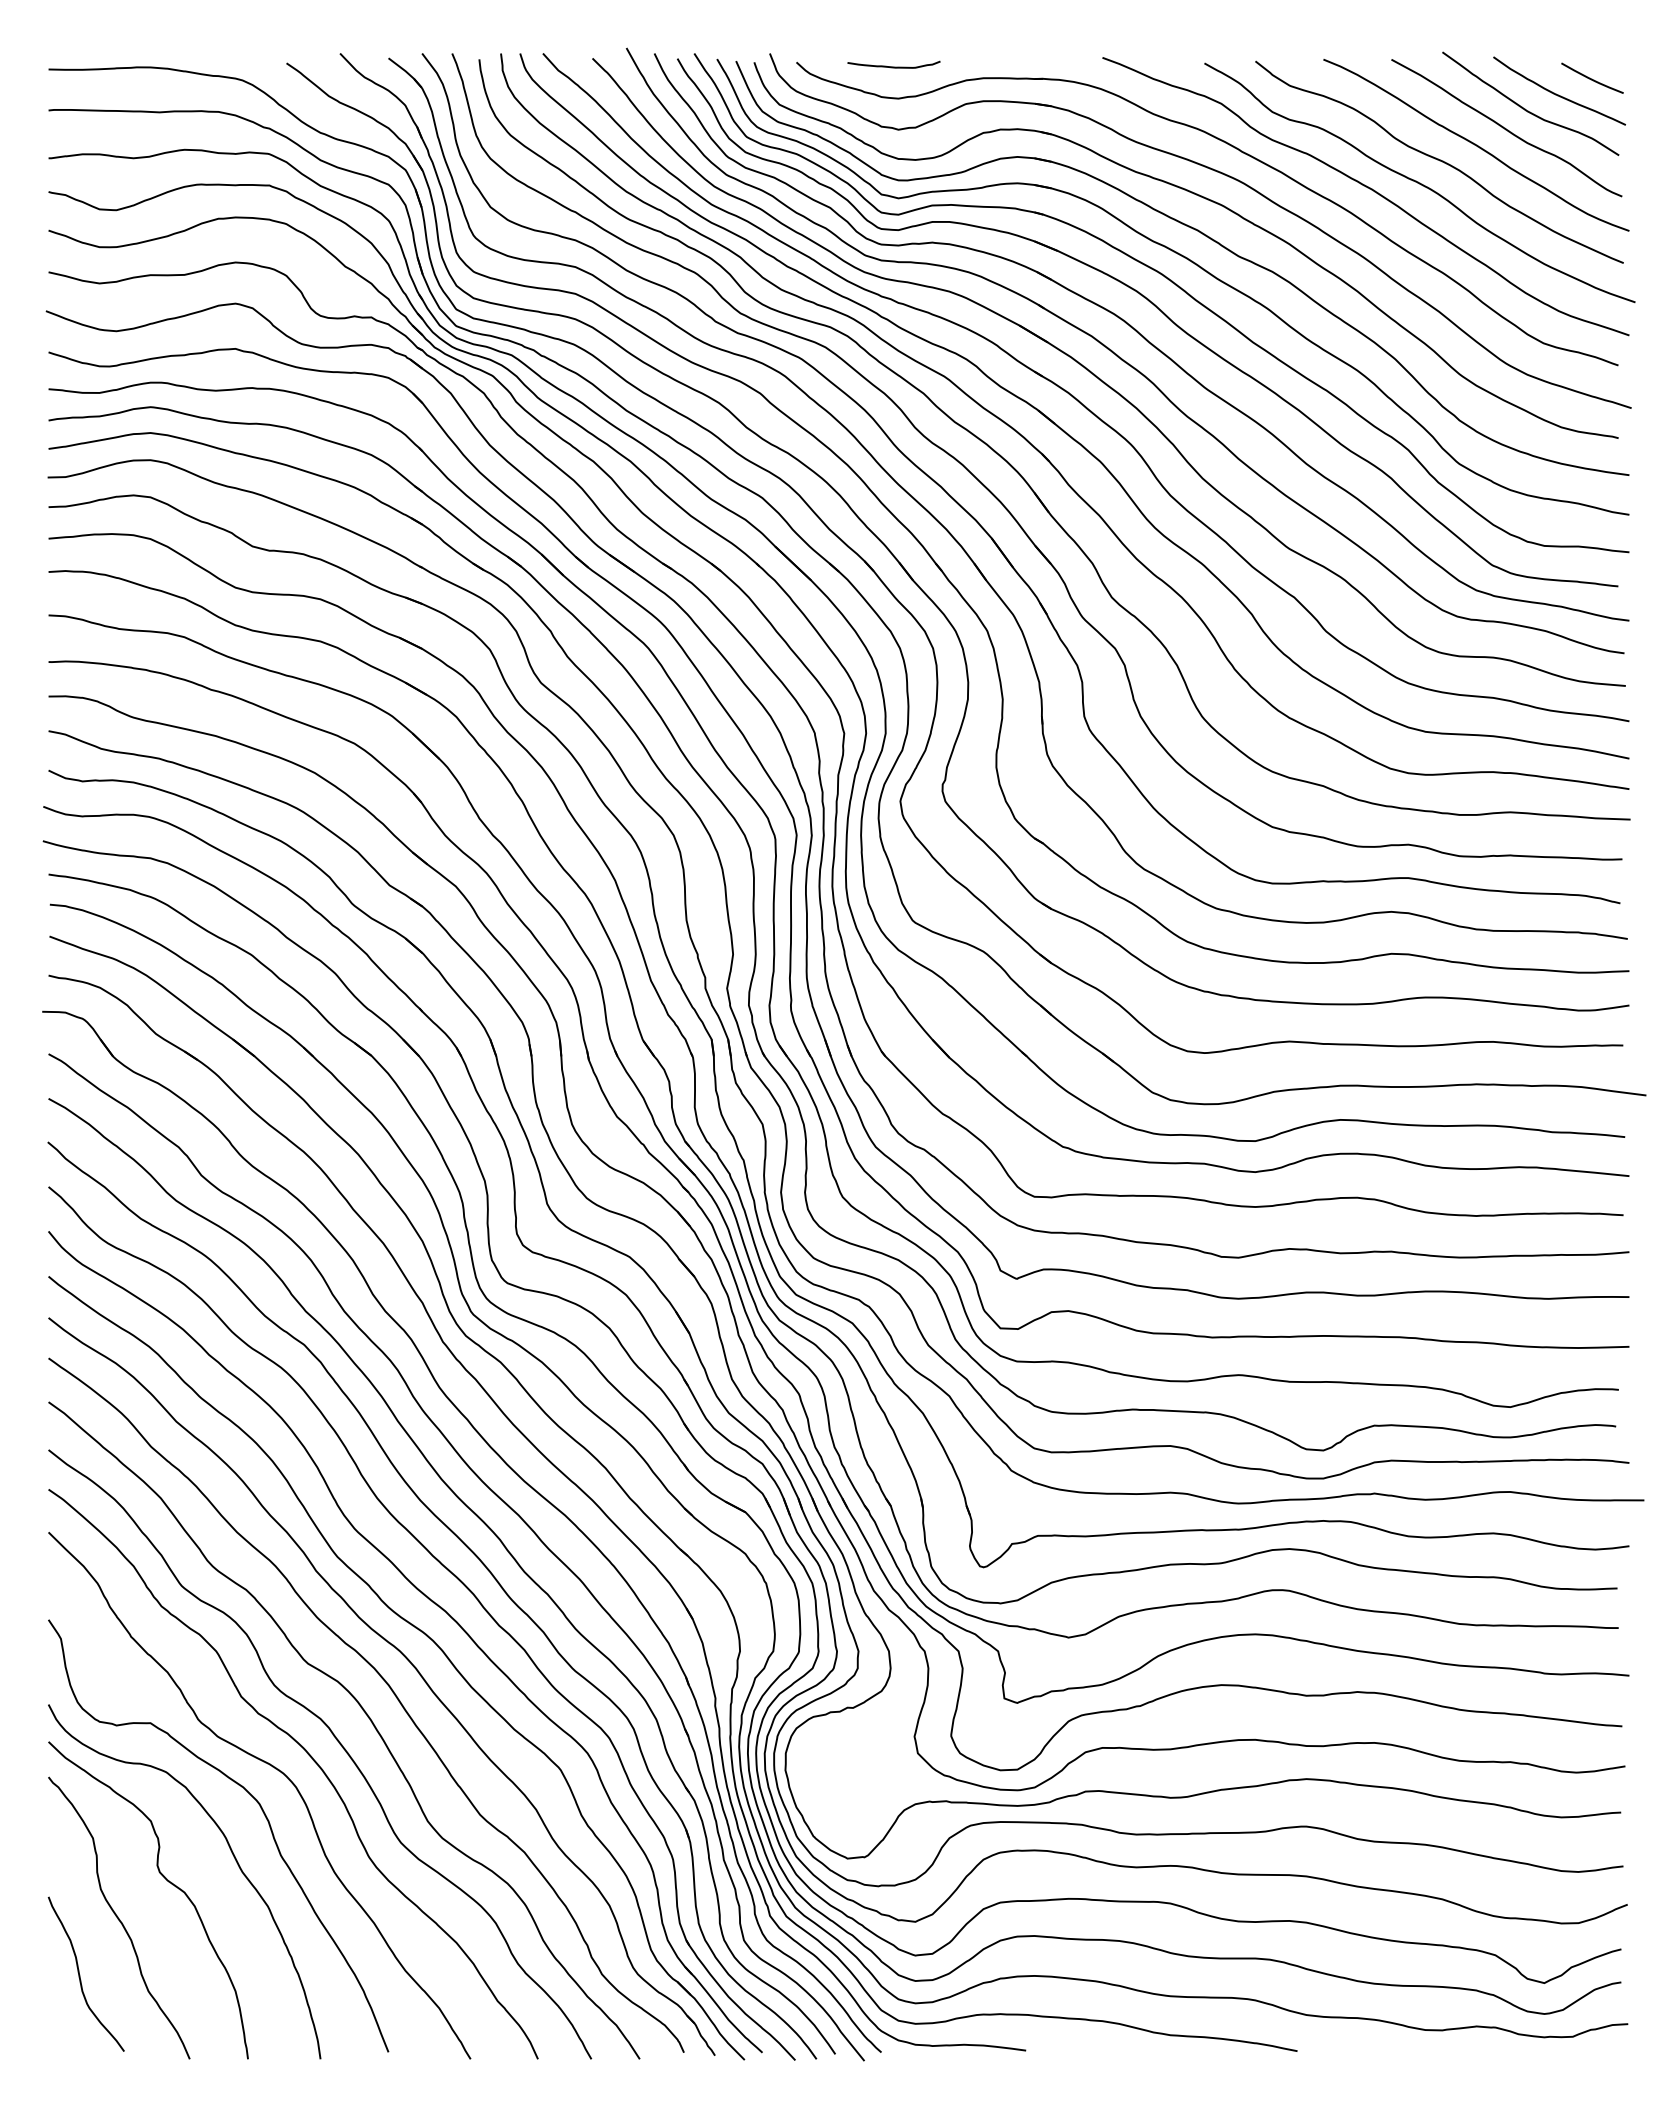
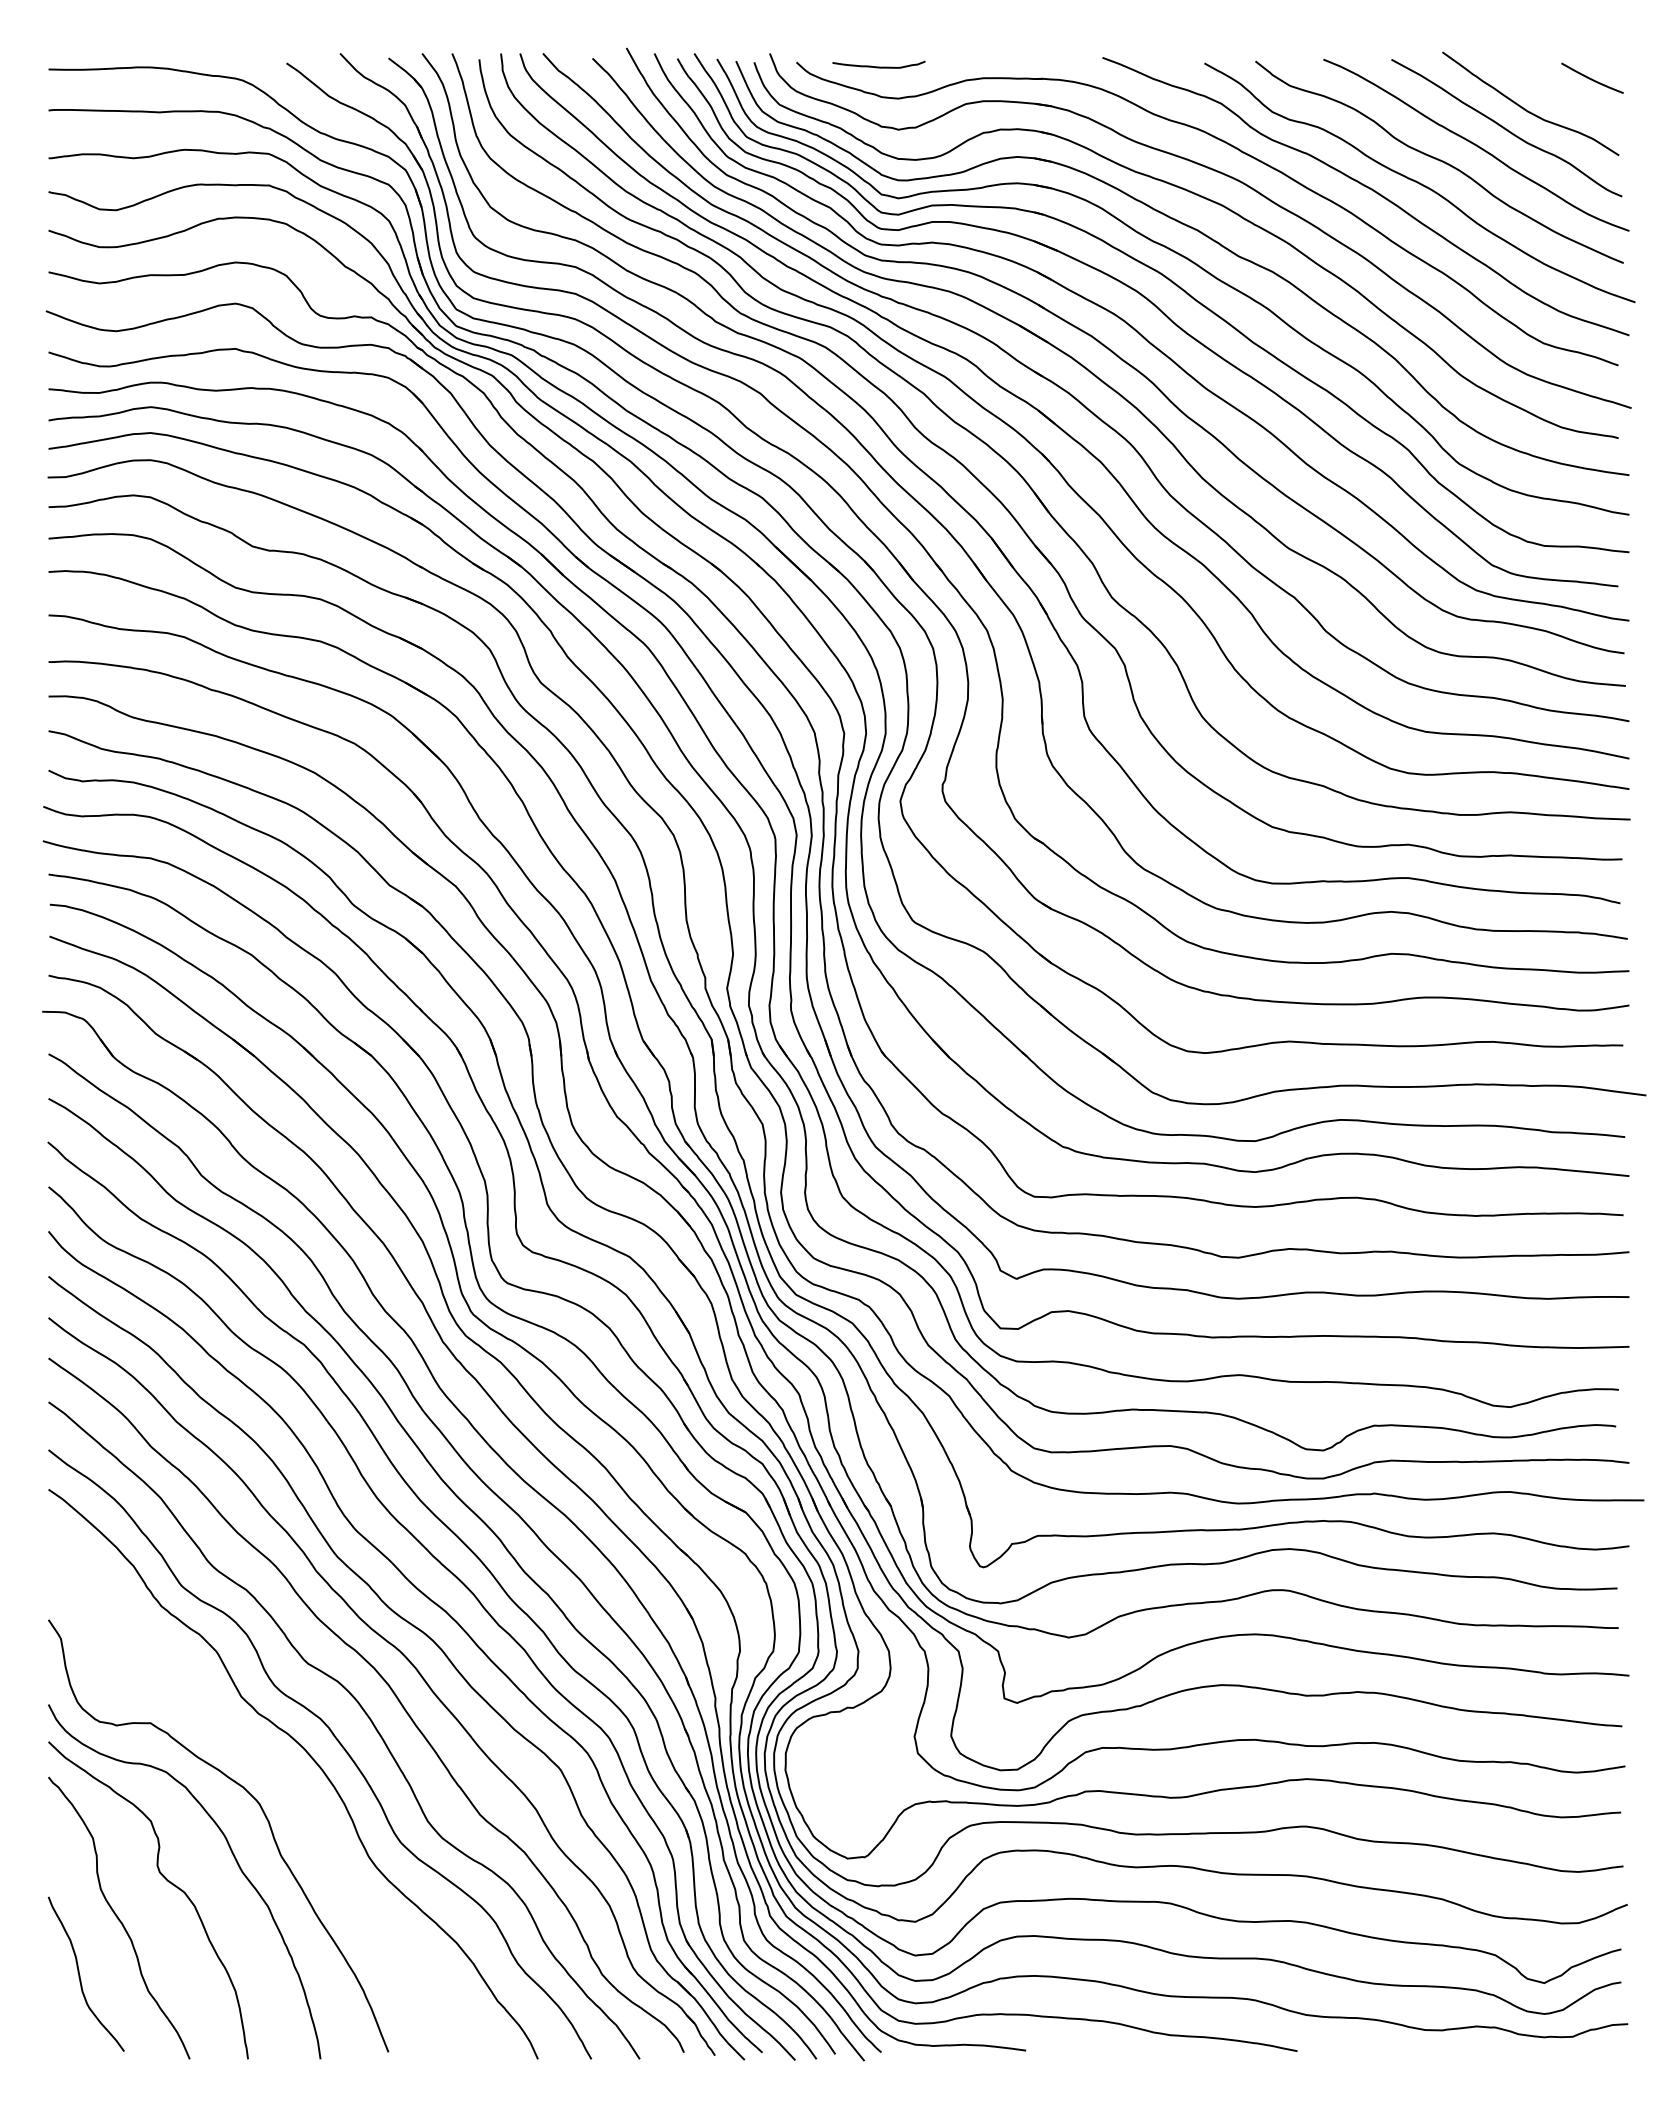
curve position: (893, 66) -> (878, 66) (878, 66)
curve: present -> none (1558, 94)
curve: present -> none (275, 1769)
